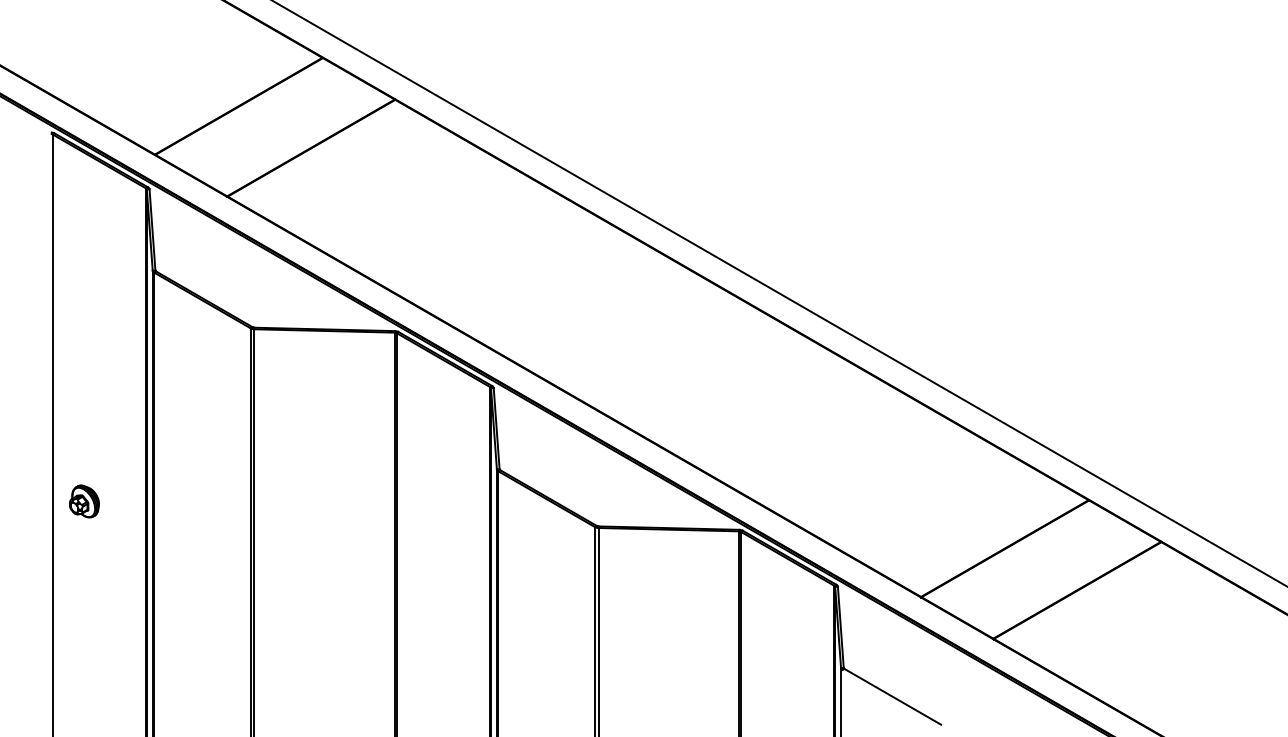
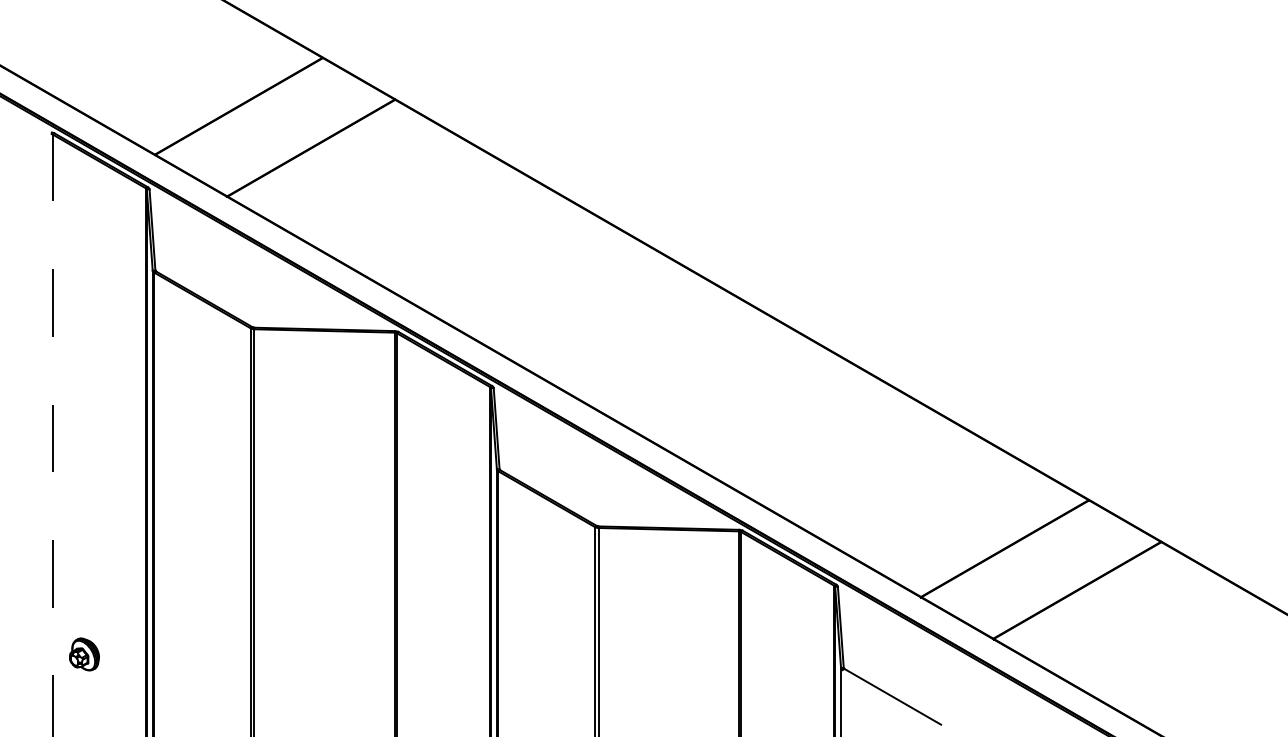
line: present -> none (779, 293)
line: solid -> dashed (52, 435)
part position: (84, 501) -> (84, 654) (84, 654)
